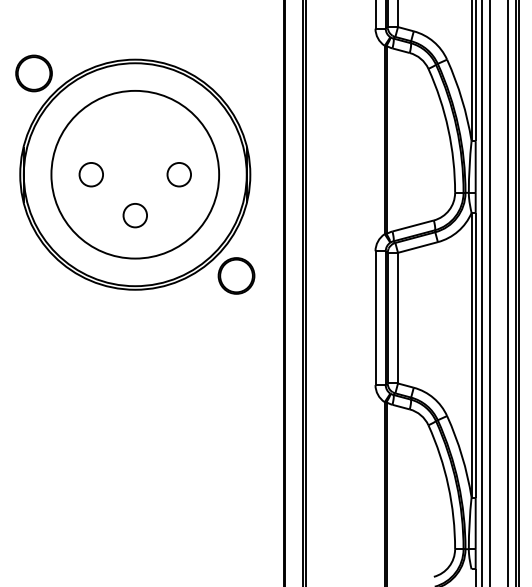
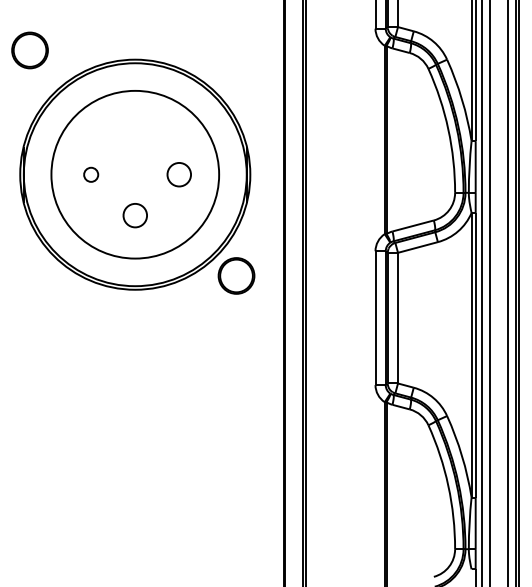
part position: (33, 73) -> (29, 50) (29, 50)
part size: 26x26 px -> 17x17 px (91, 174)
